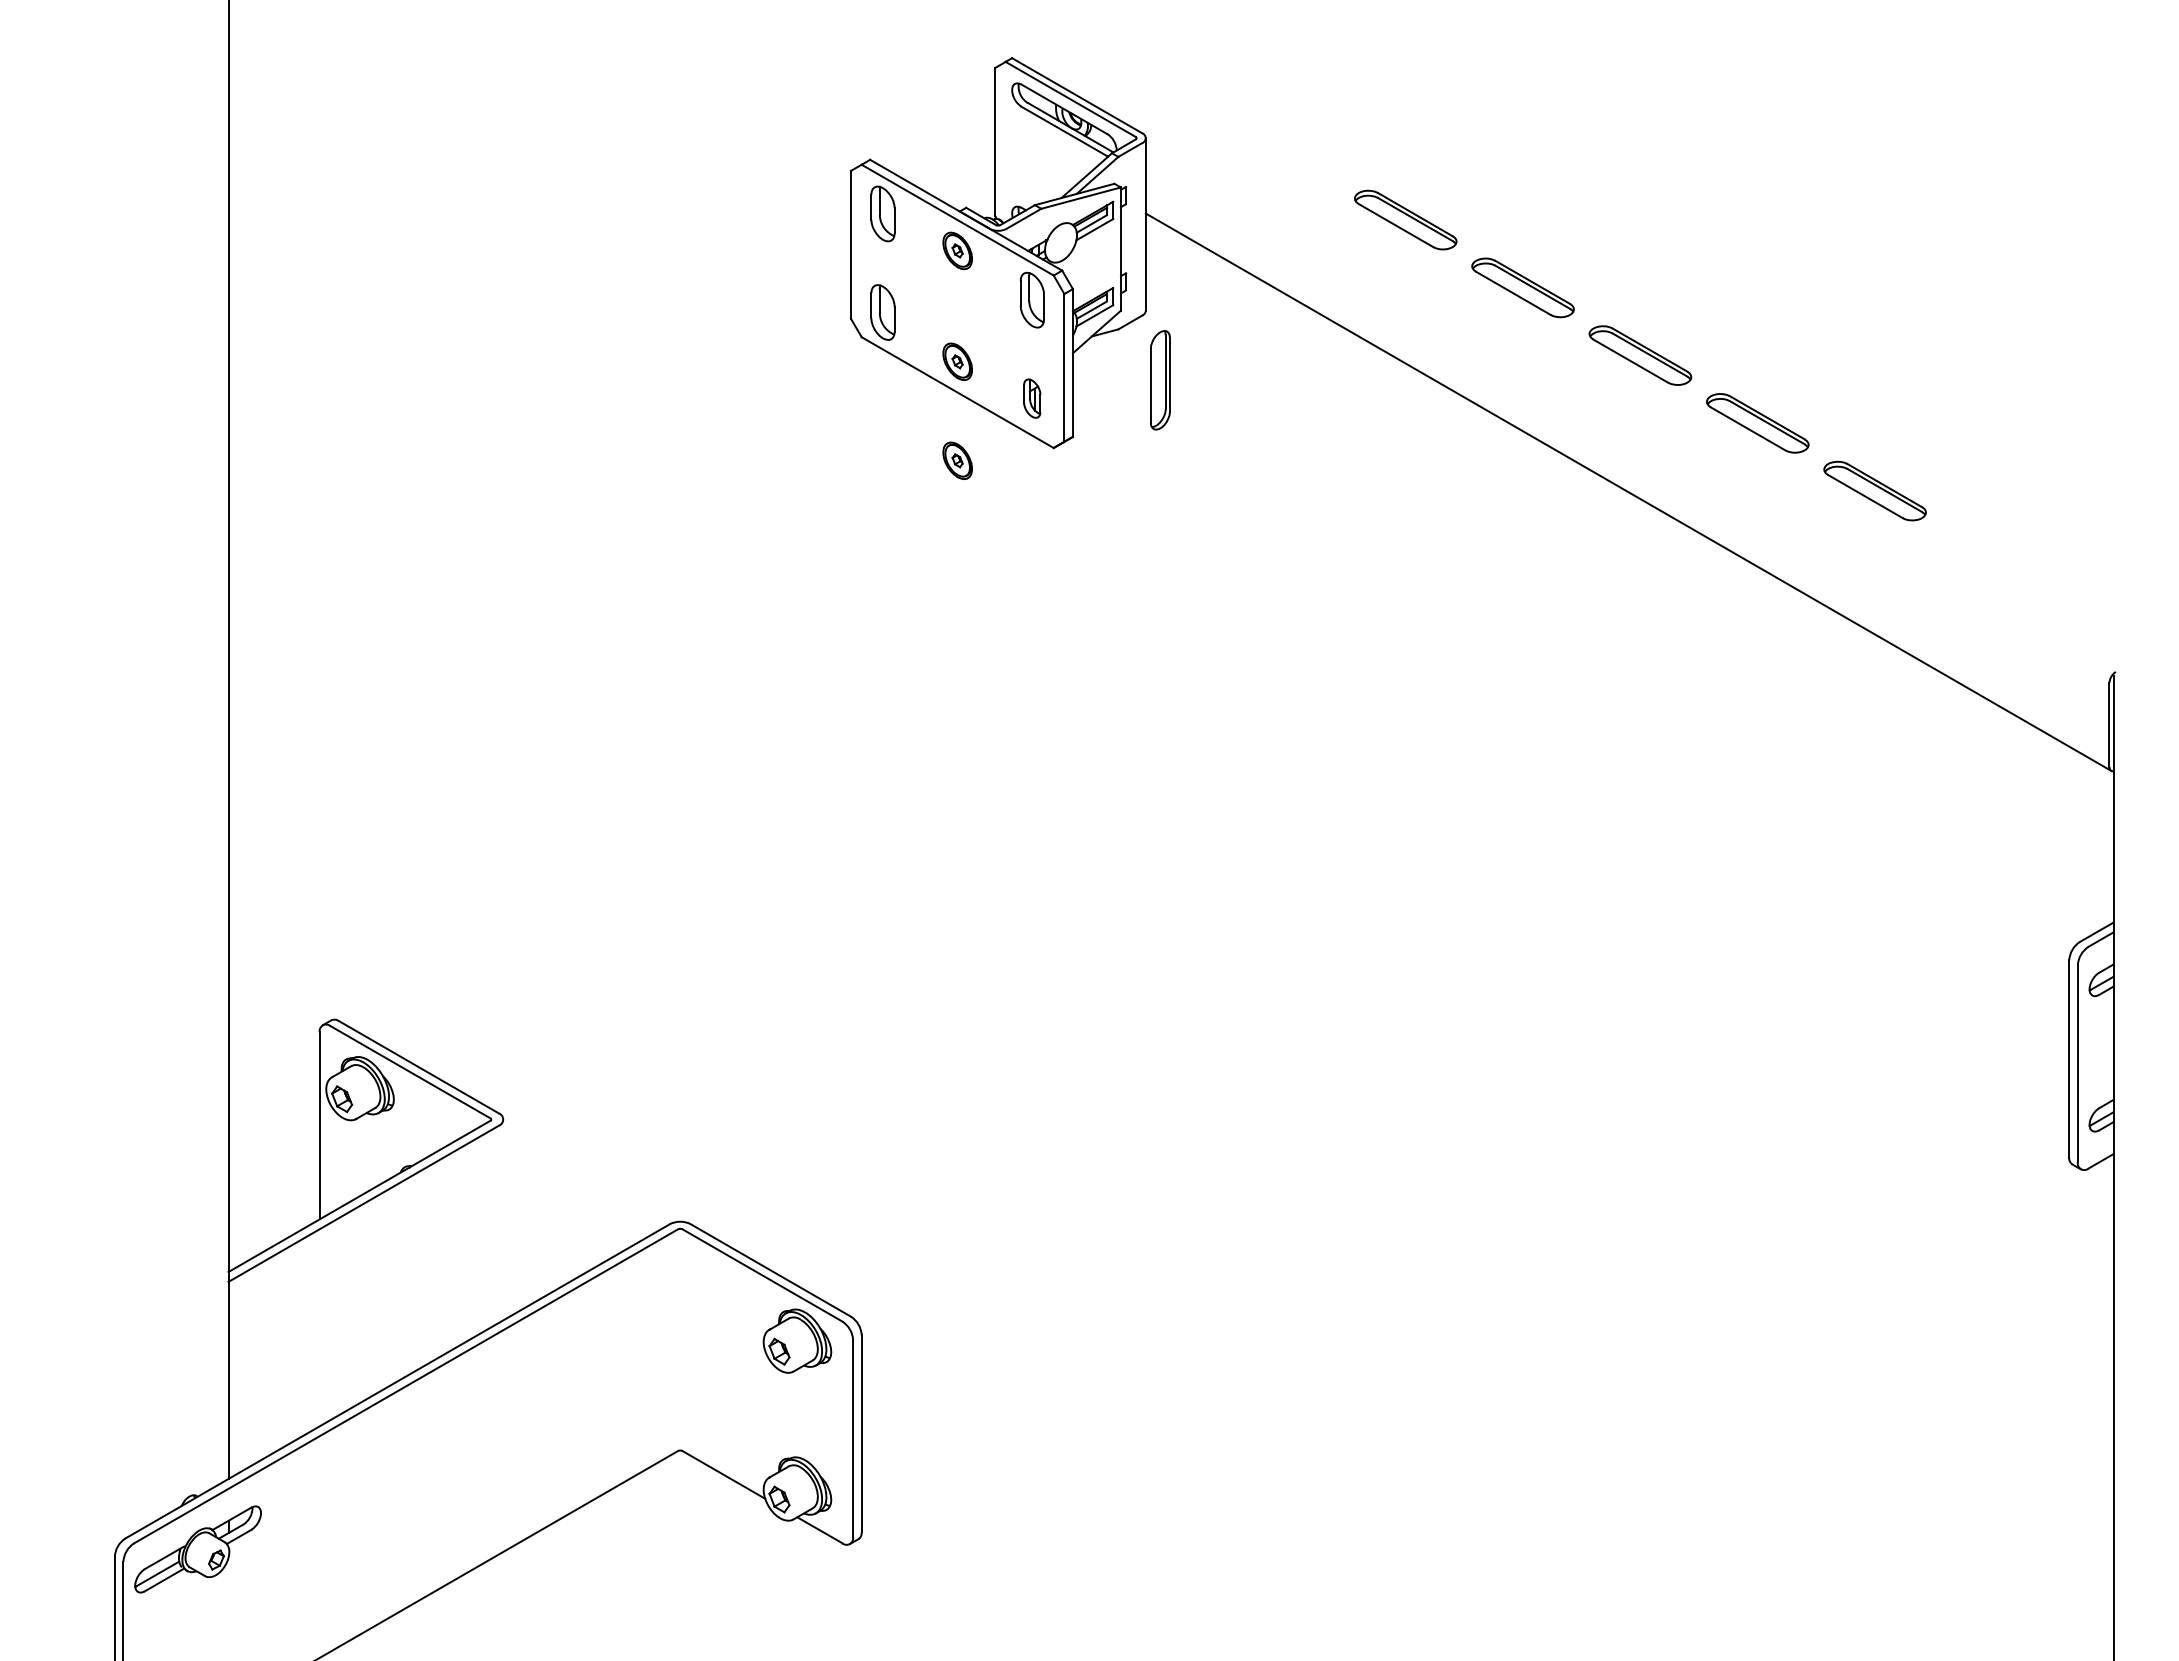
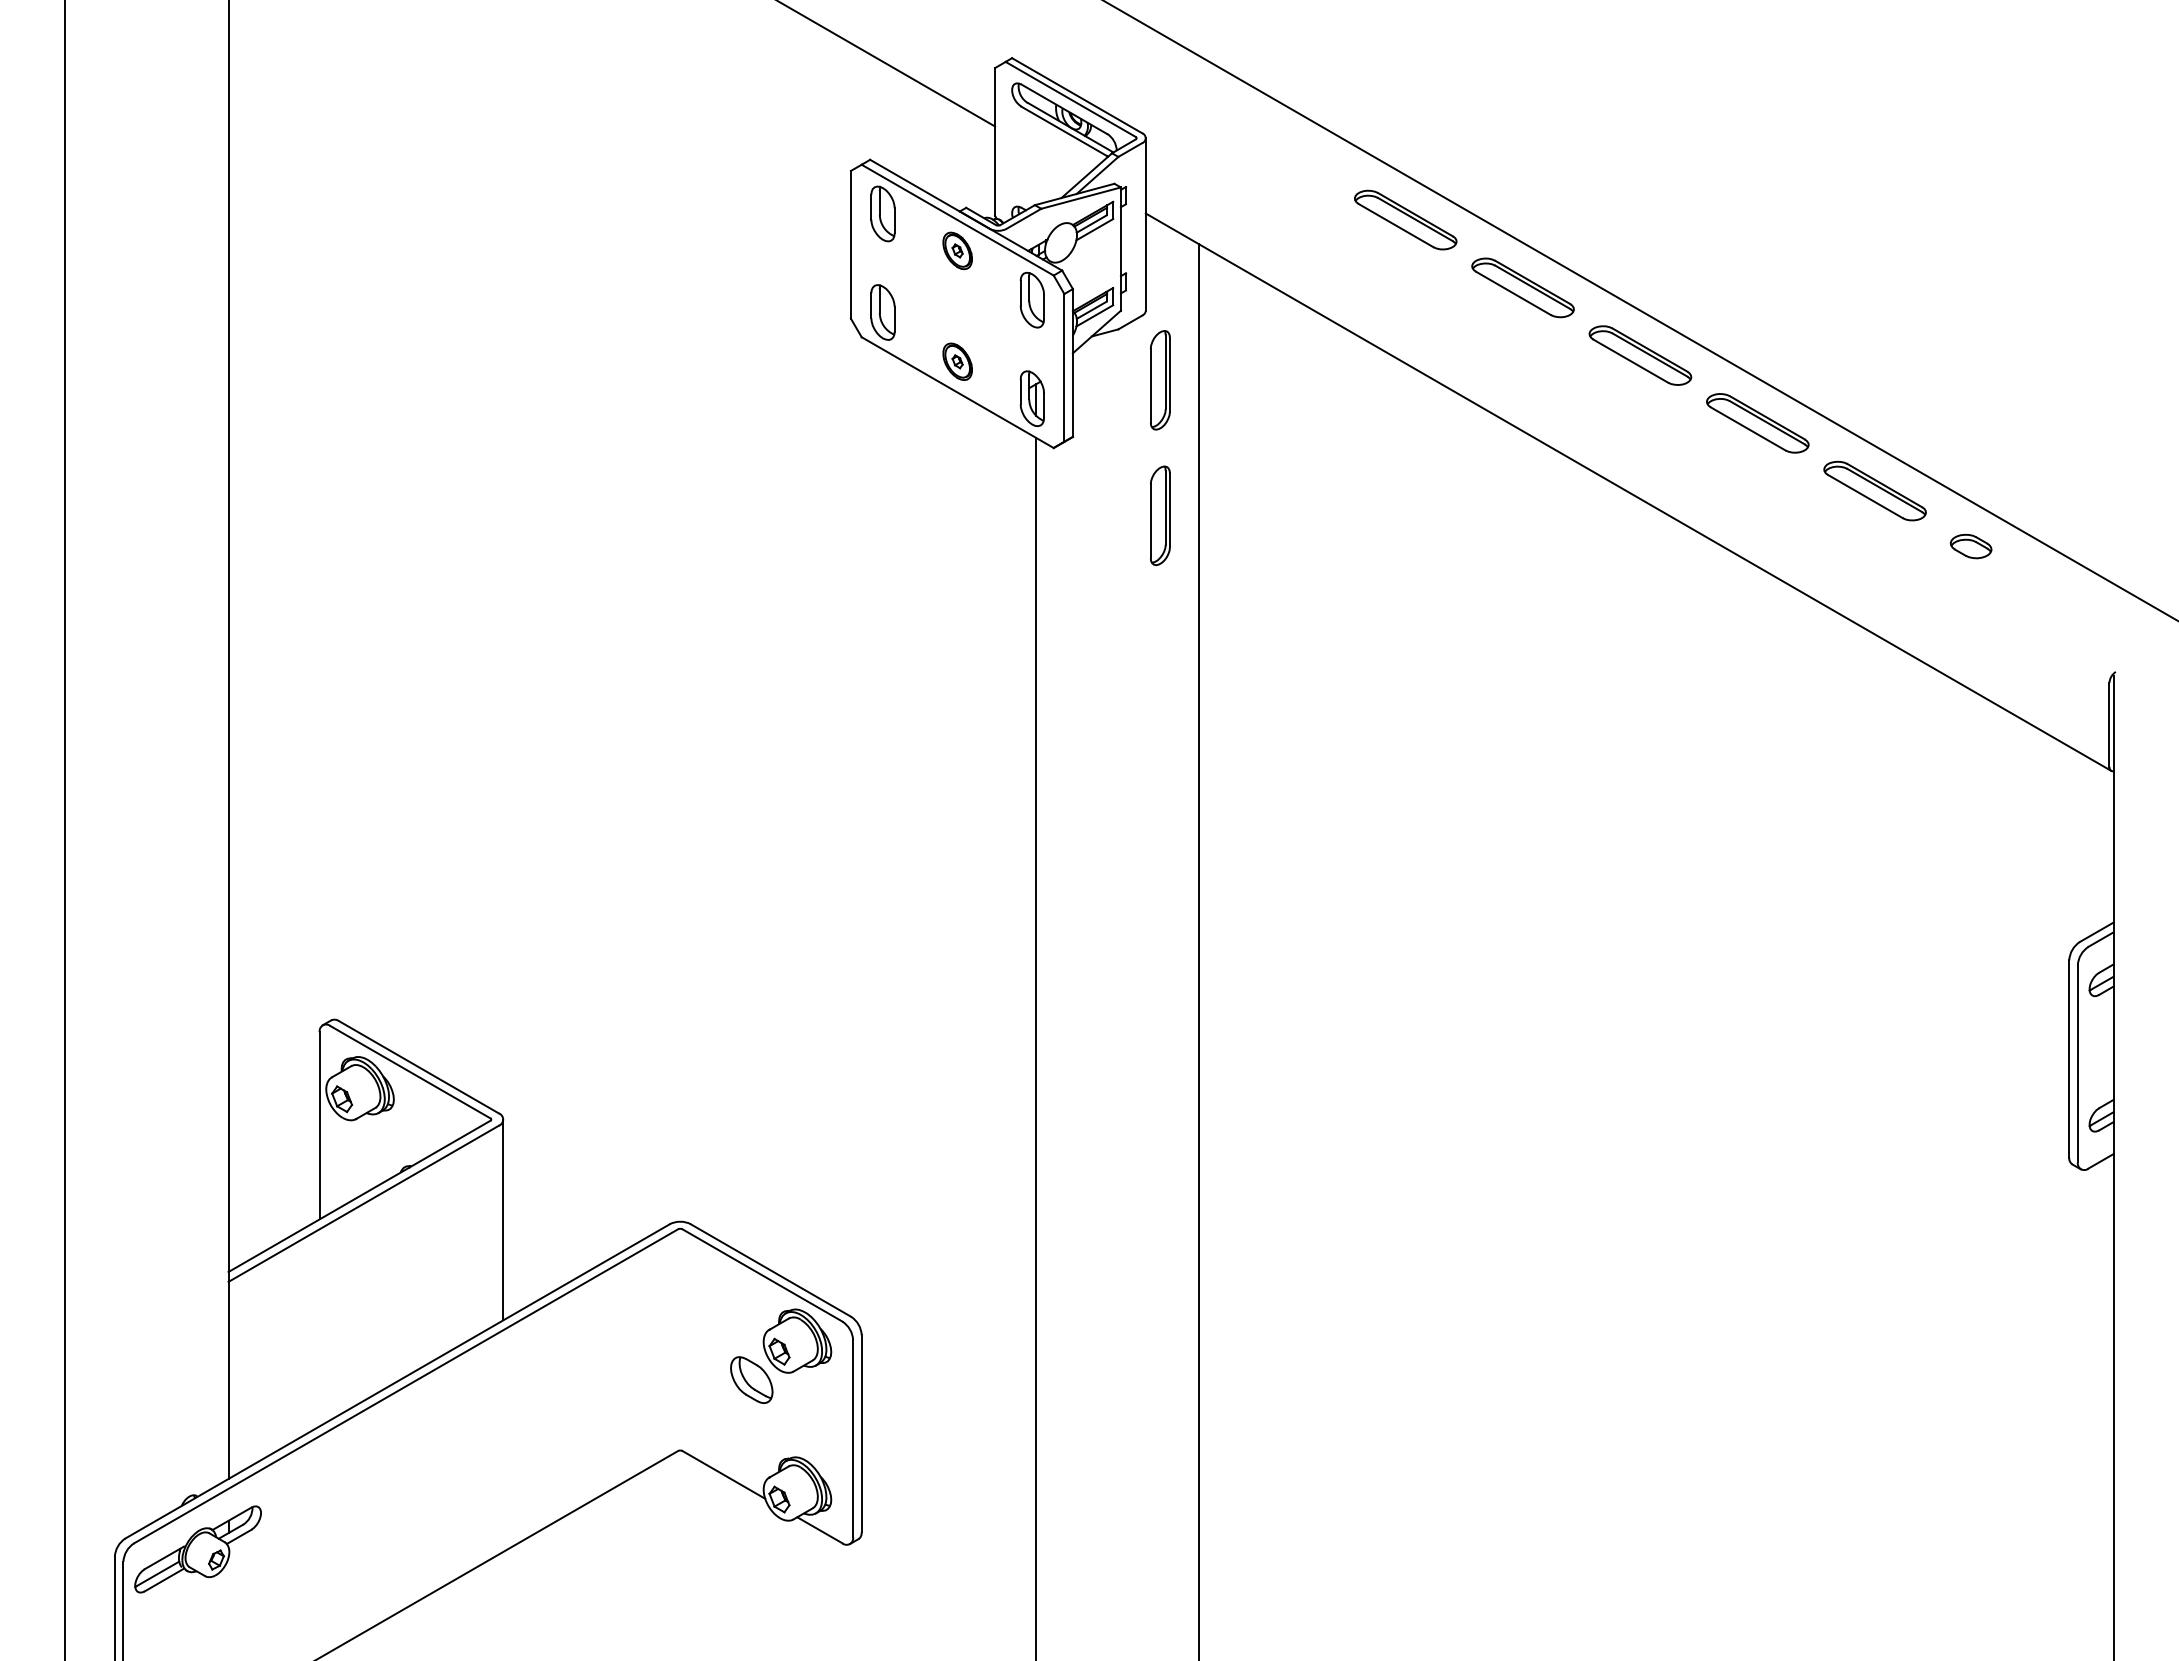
line: none -> present (887, 64)
line: none -> present (1640, 310)
part size: 19x41 px -> 26x57 px (1031, 398)
part: present -> none (957, 460)
part: none -> present (1160, 515)
part: none -> present (1970, 546)
line: none -> present (65, 829)
line: none -> present (1199, 950)
line: none -> present (1036, 1047)
line: none -> present (503, 1219)
part: none -> present (751, 1379)
